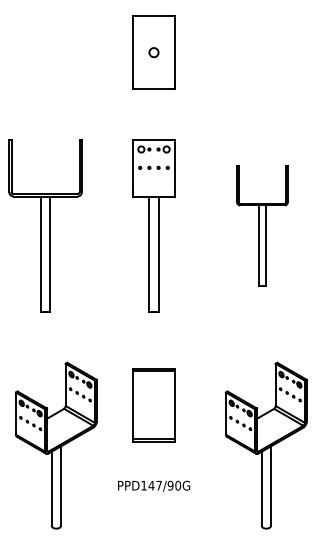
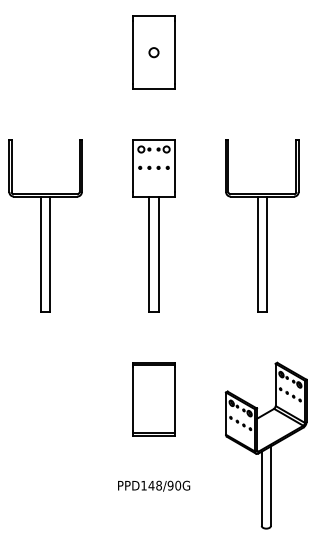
part size: 53x122 px -> 75x174 px (262, 225)
part position: (153, 405) -> (153, 399) (153, 399)
part: present -> none (55, 445)
text: PPD147/90G -> PPD148/90G (158, 485)
